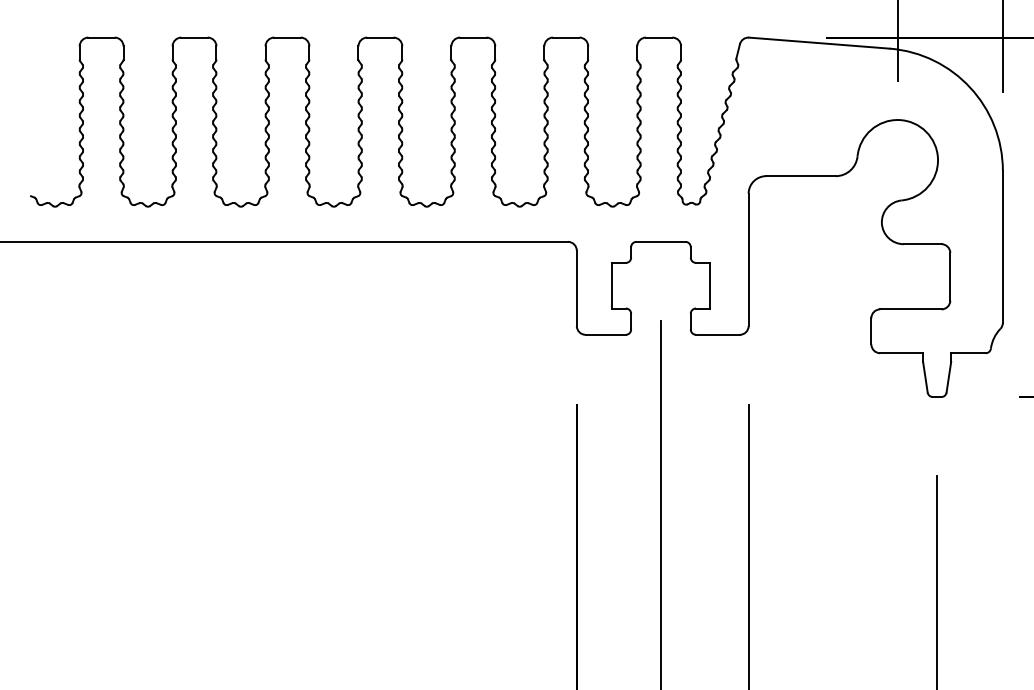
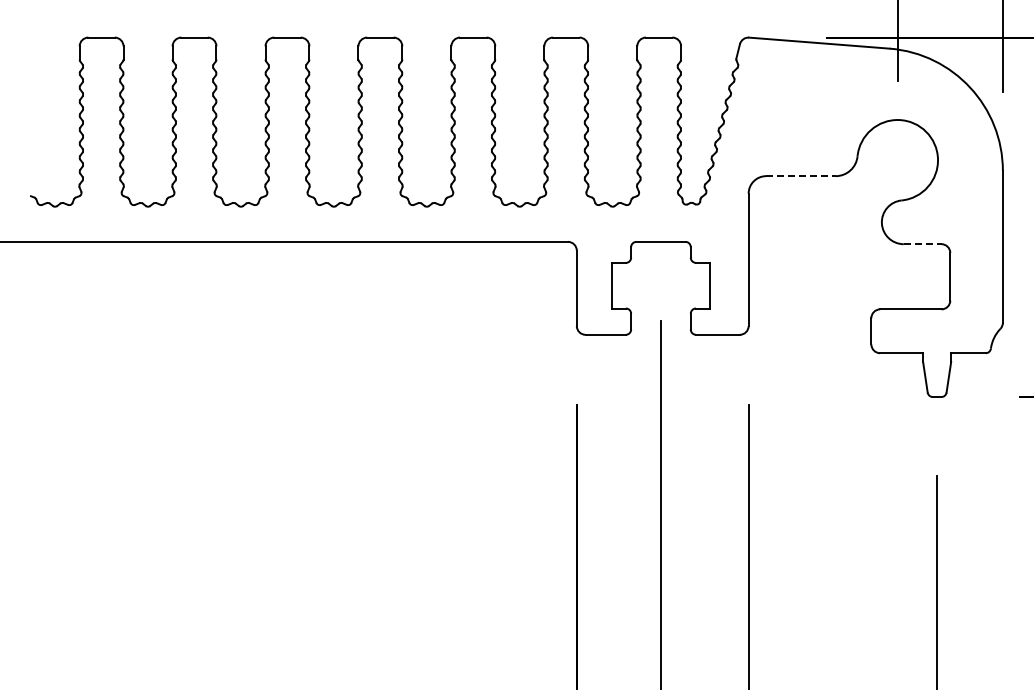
line: solid -> dashed (800, 176)
line: solid -> dashed (922, 244)
